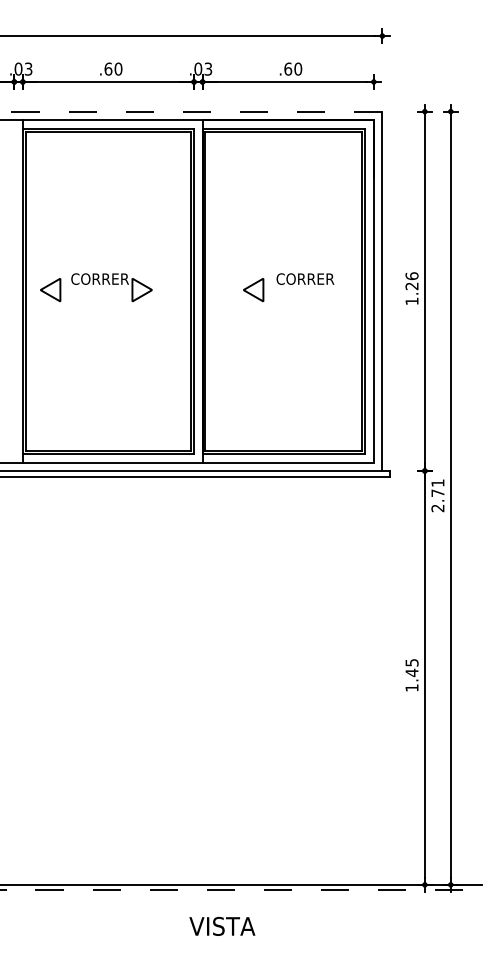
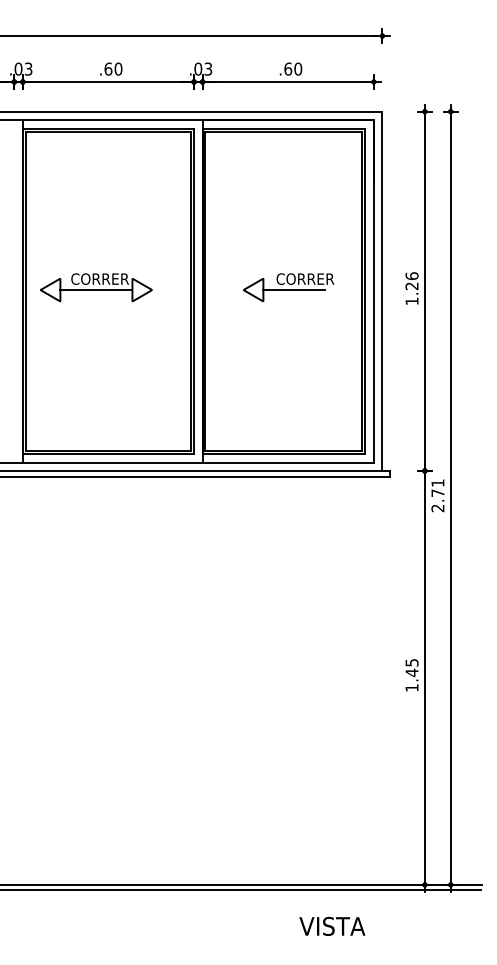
line: dashed -> solid (191, 111)
line: none -> present (96, 290)
line: none -> present (294, 290)
line: dashed -> solid (240, 890)
text position: (222, 925) -> (332, 925) (332, 925)
